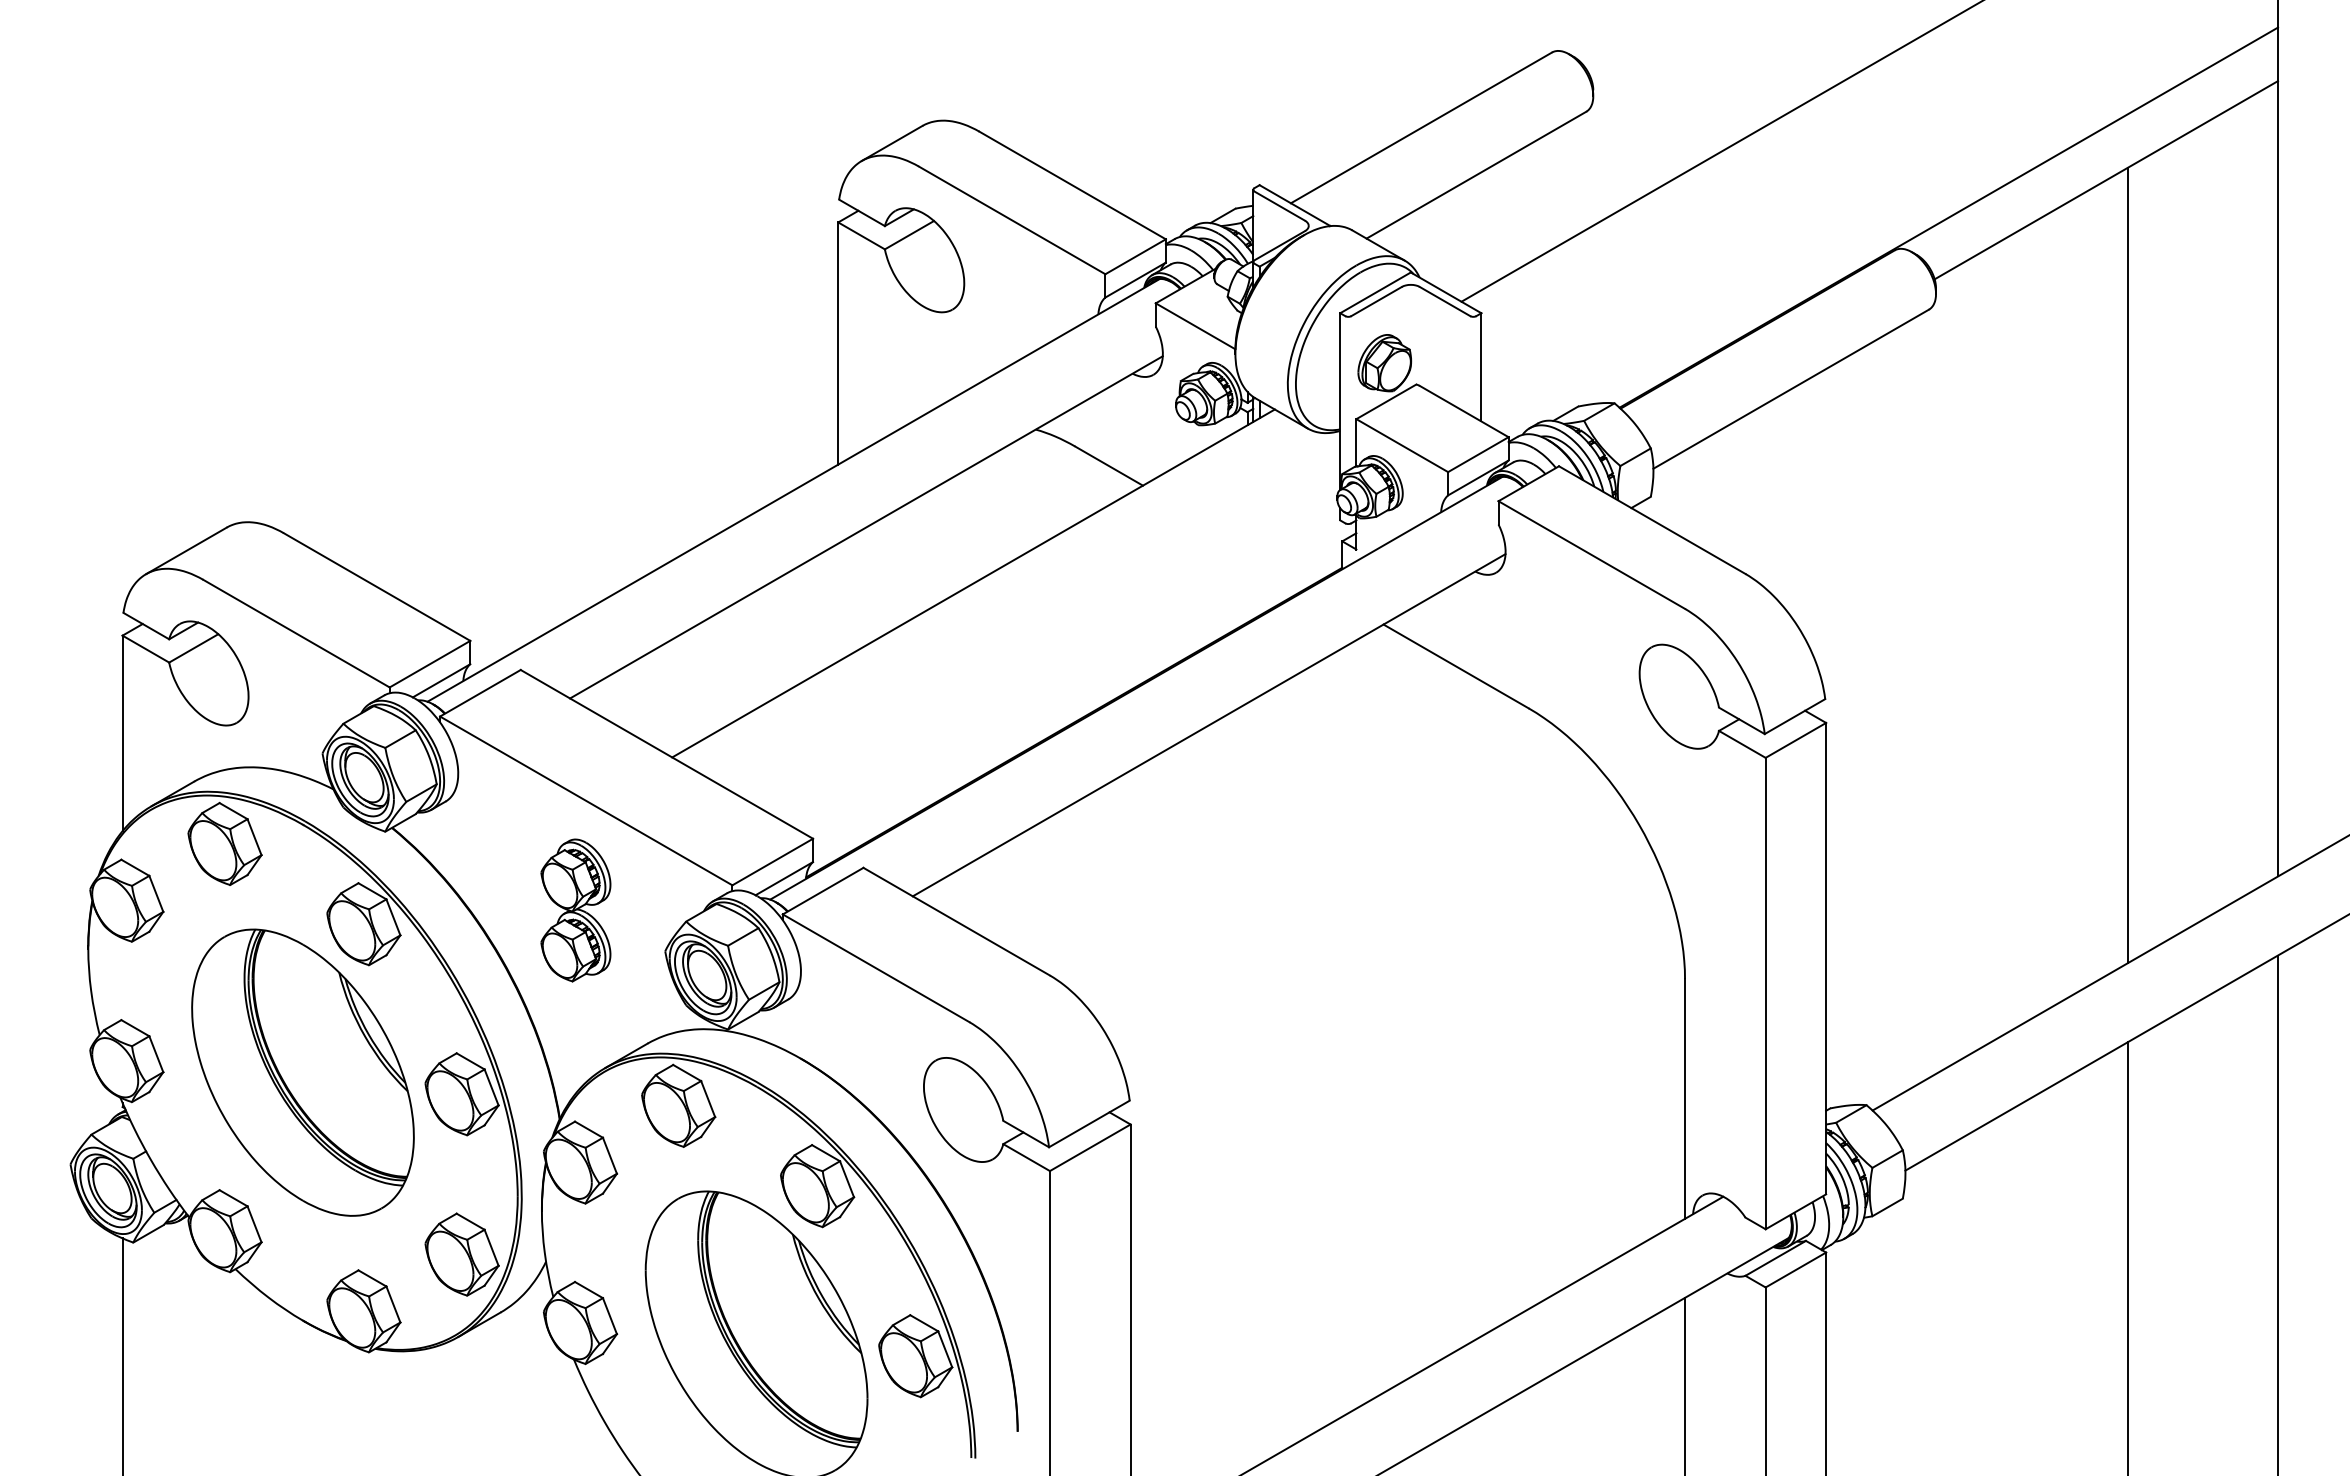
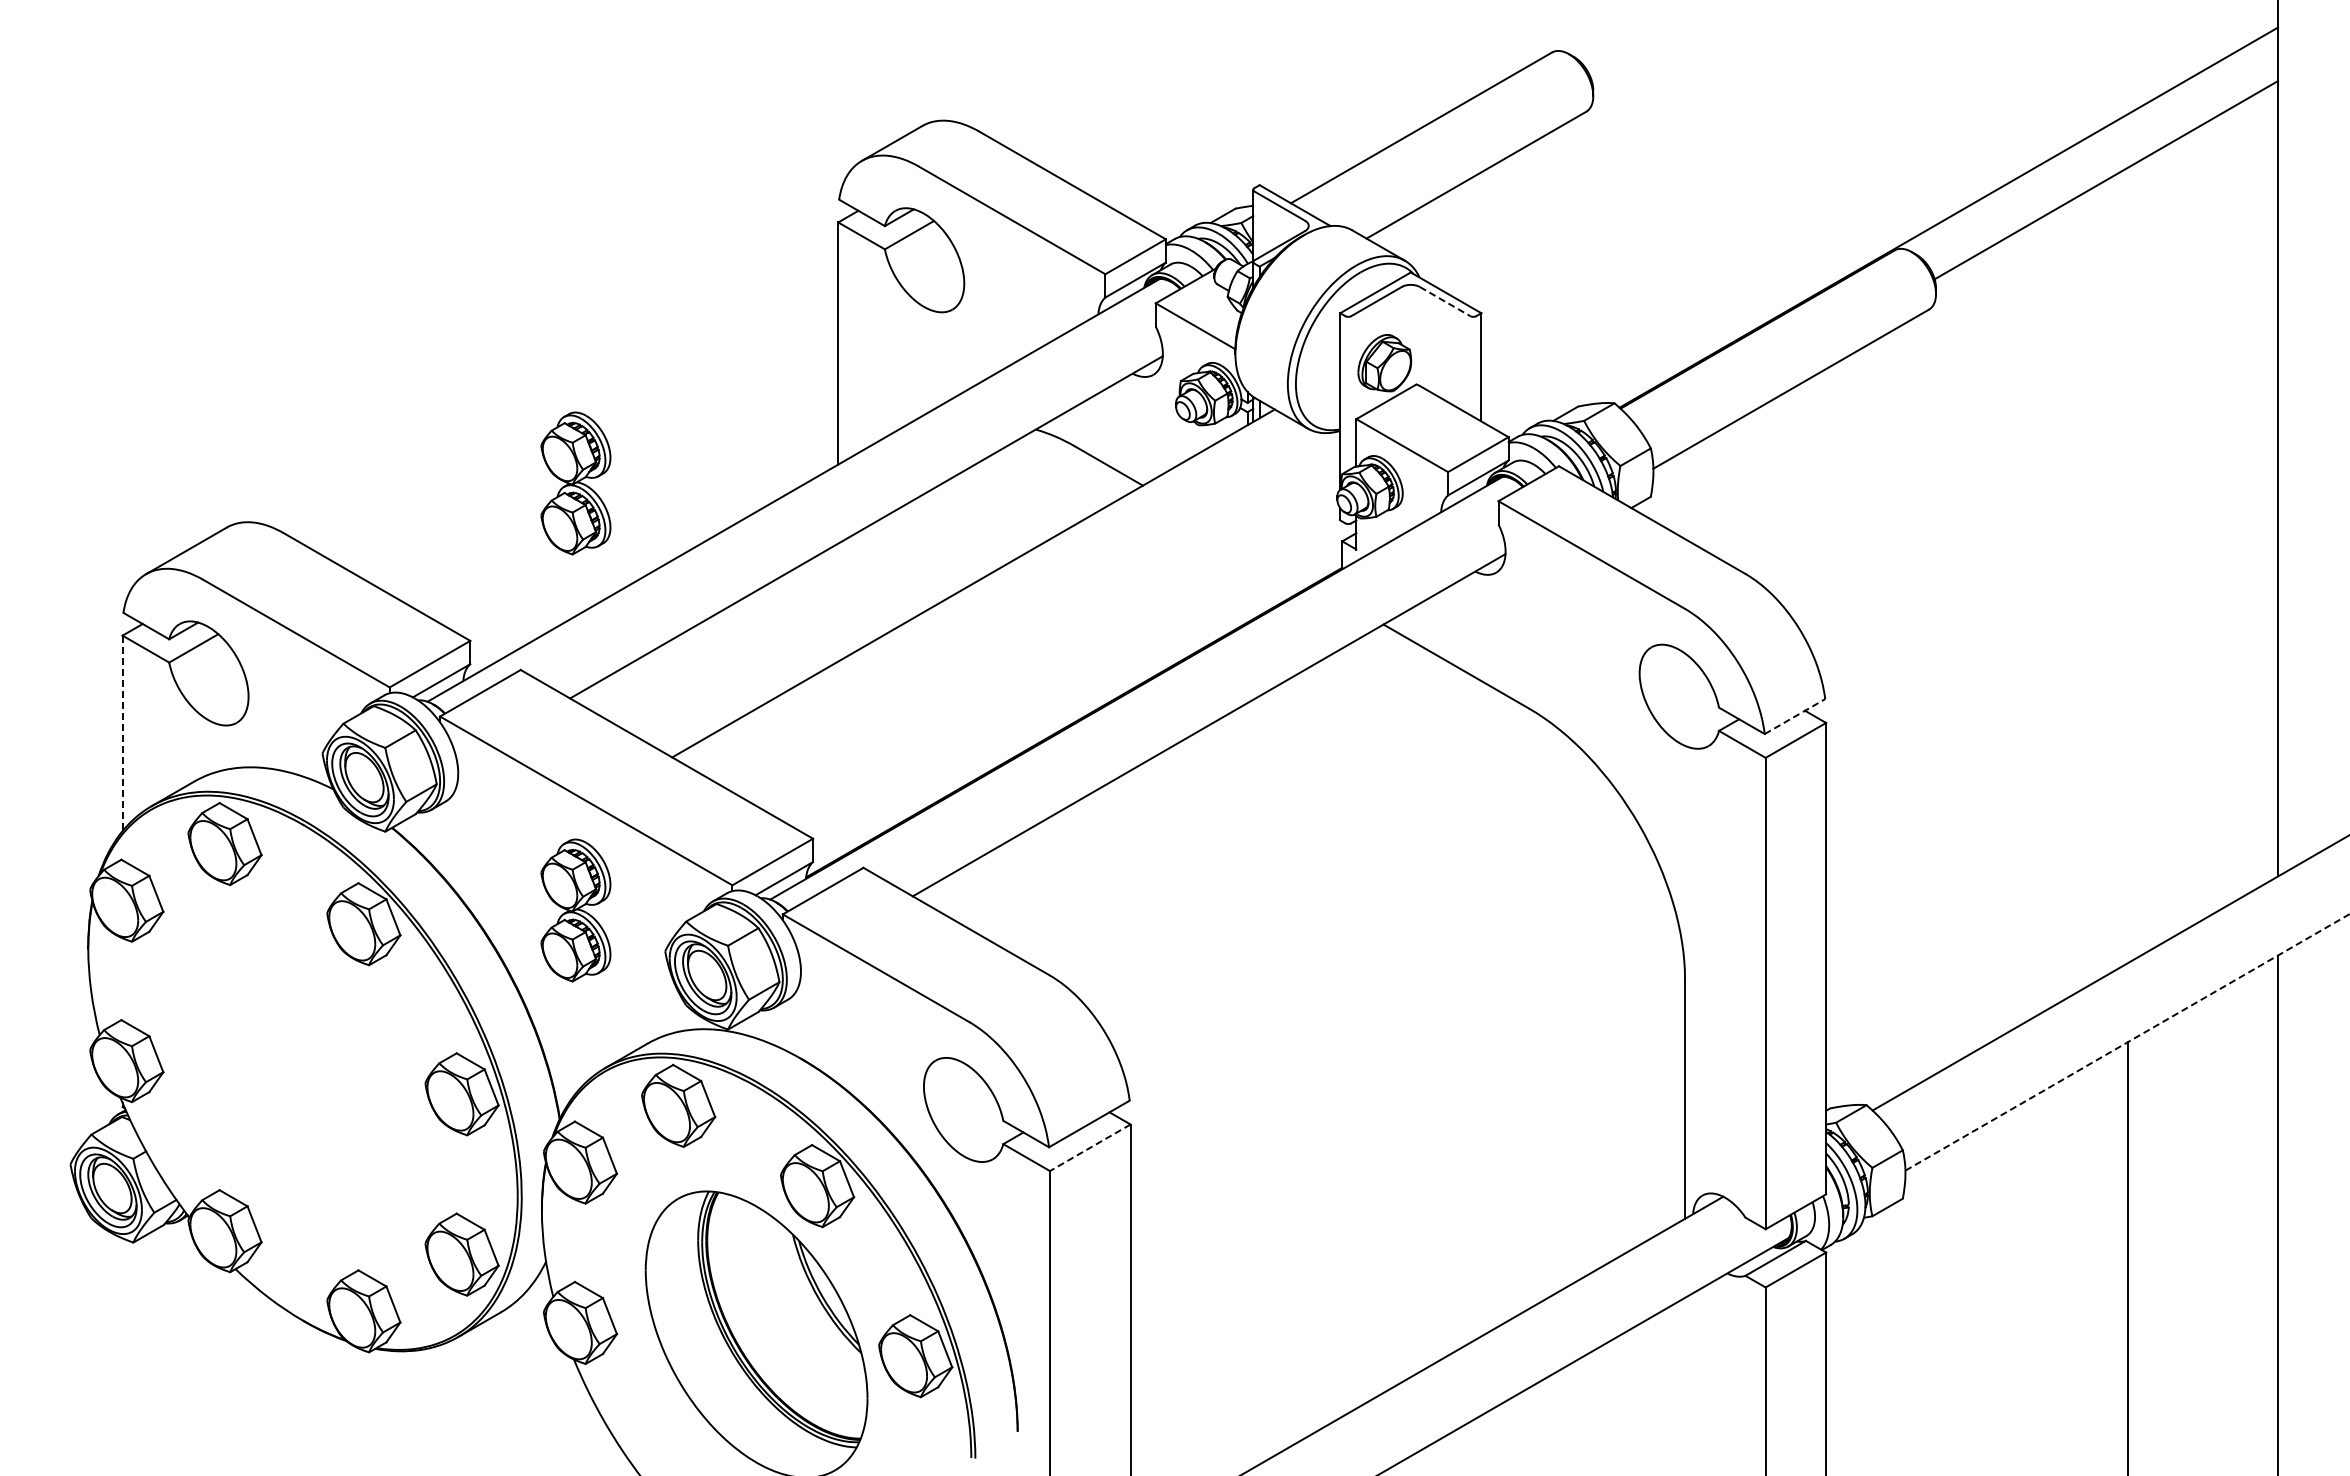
line: present -> none (1720, 151)
line: solid -> dashed (1445, 301)
part: none -> present (575, 483)
line: present -> none (2127, 565)
line: solid -> dashed (1794, 716)
line: solid -> dashed (122, 733)
line: solid -> dashed (2127, 1042)
part: present -> none (302, 1072)
line: solid -> dashed (1090, 1147)
line: present -> none (122, 1355)
line: present -> none (1685, 1384)
